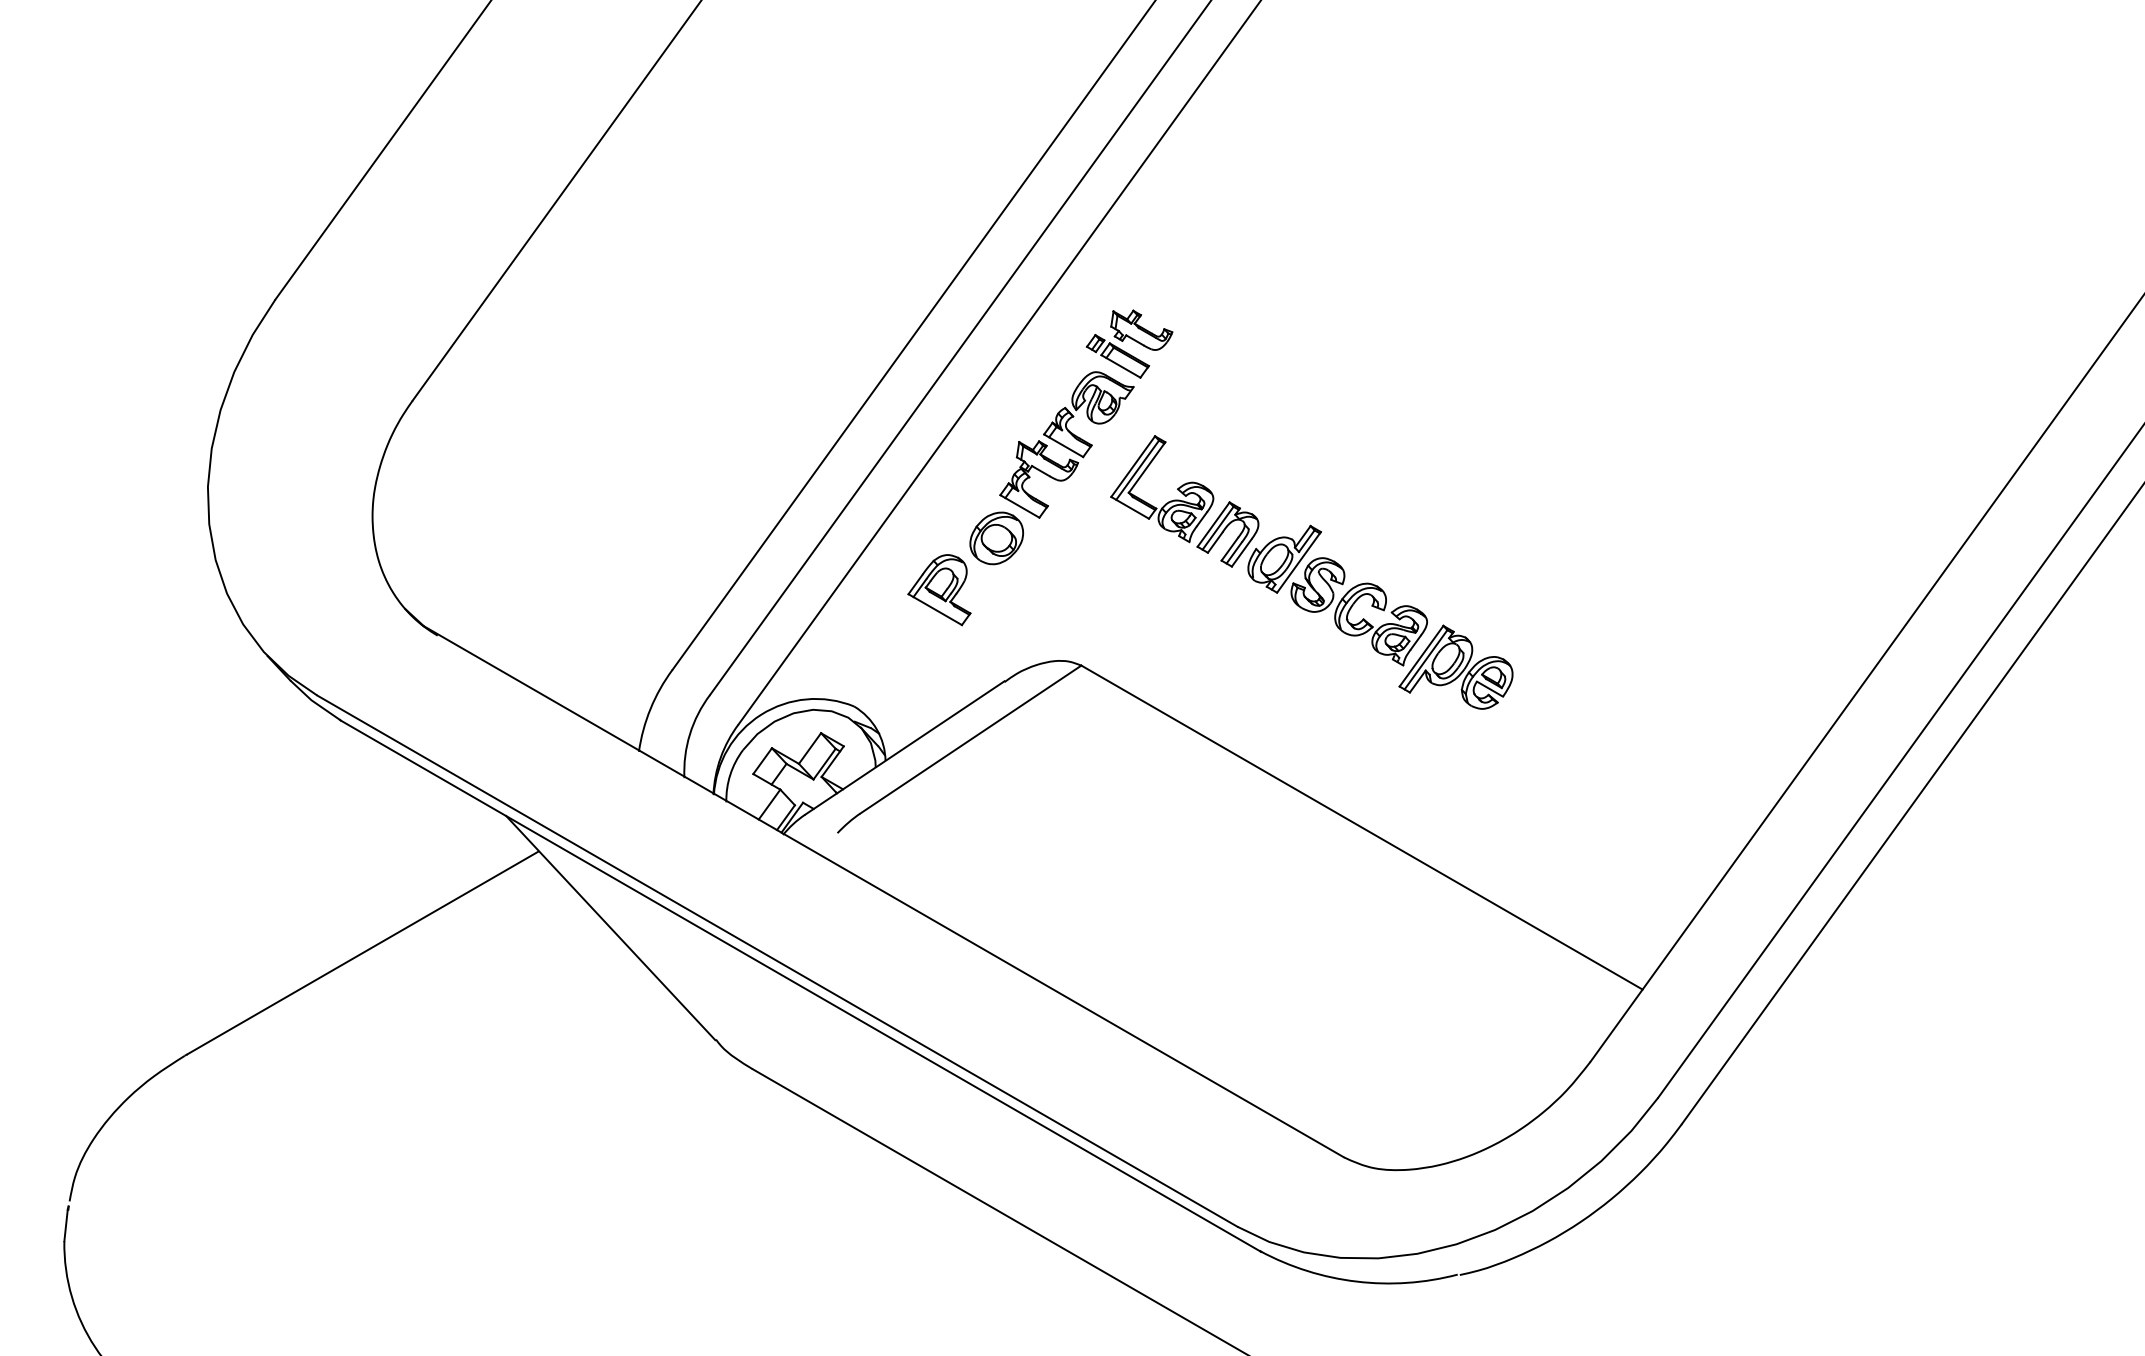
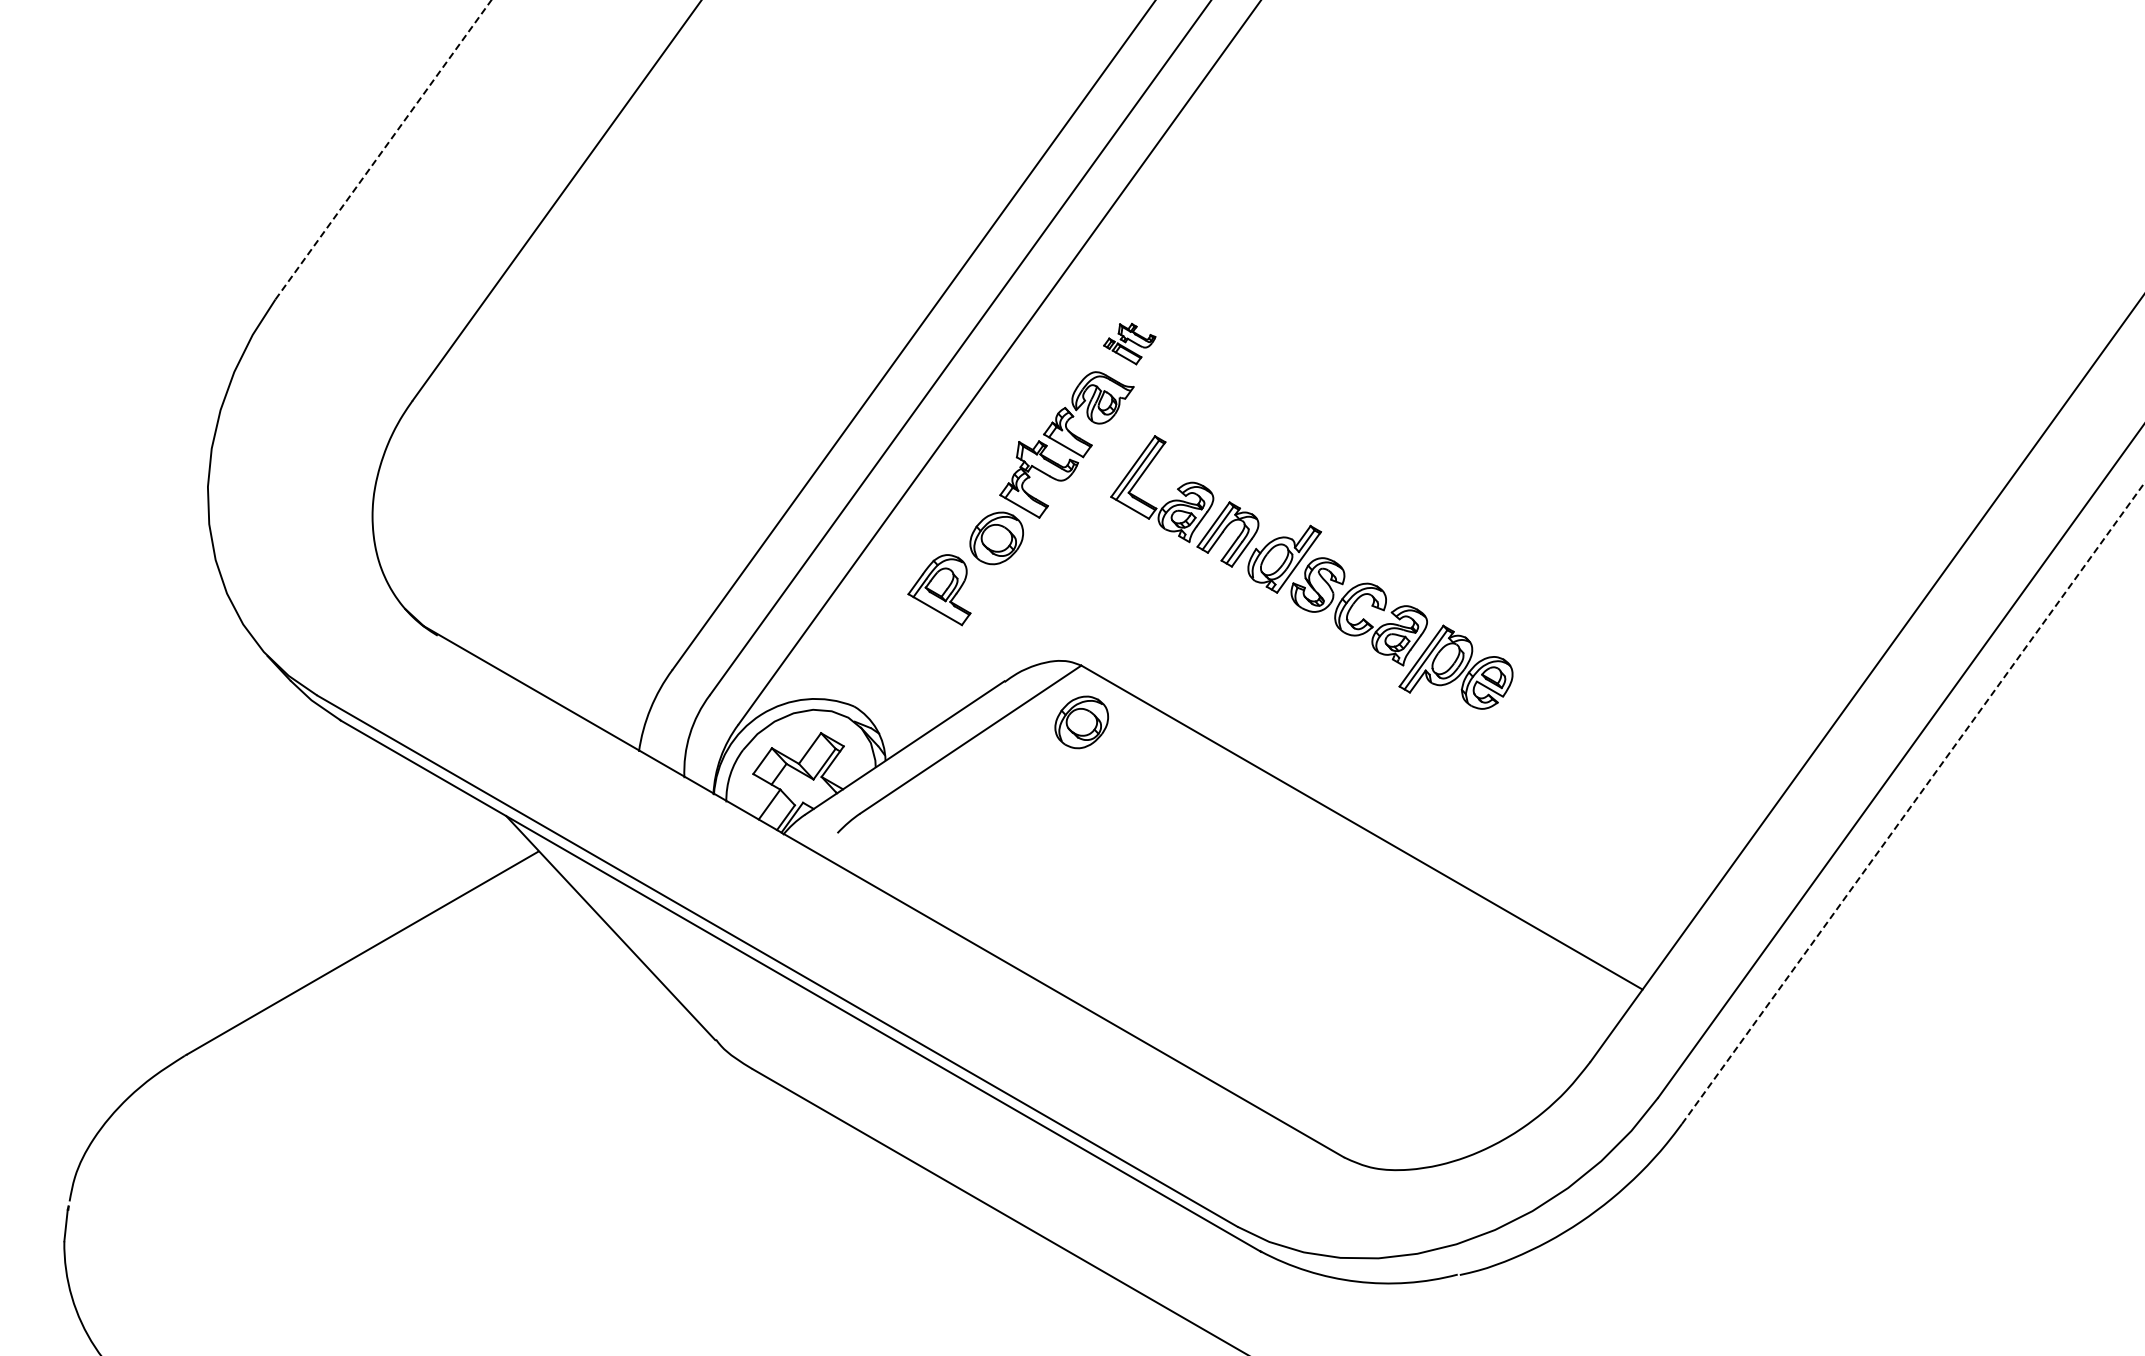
line: solid -> dashed (383, 149)
part size: 88x70 px -> 54x44 px (1129, 343)
part: none -> present (1081, 722)
line: solid -> dashed (1913, 803)
